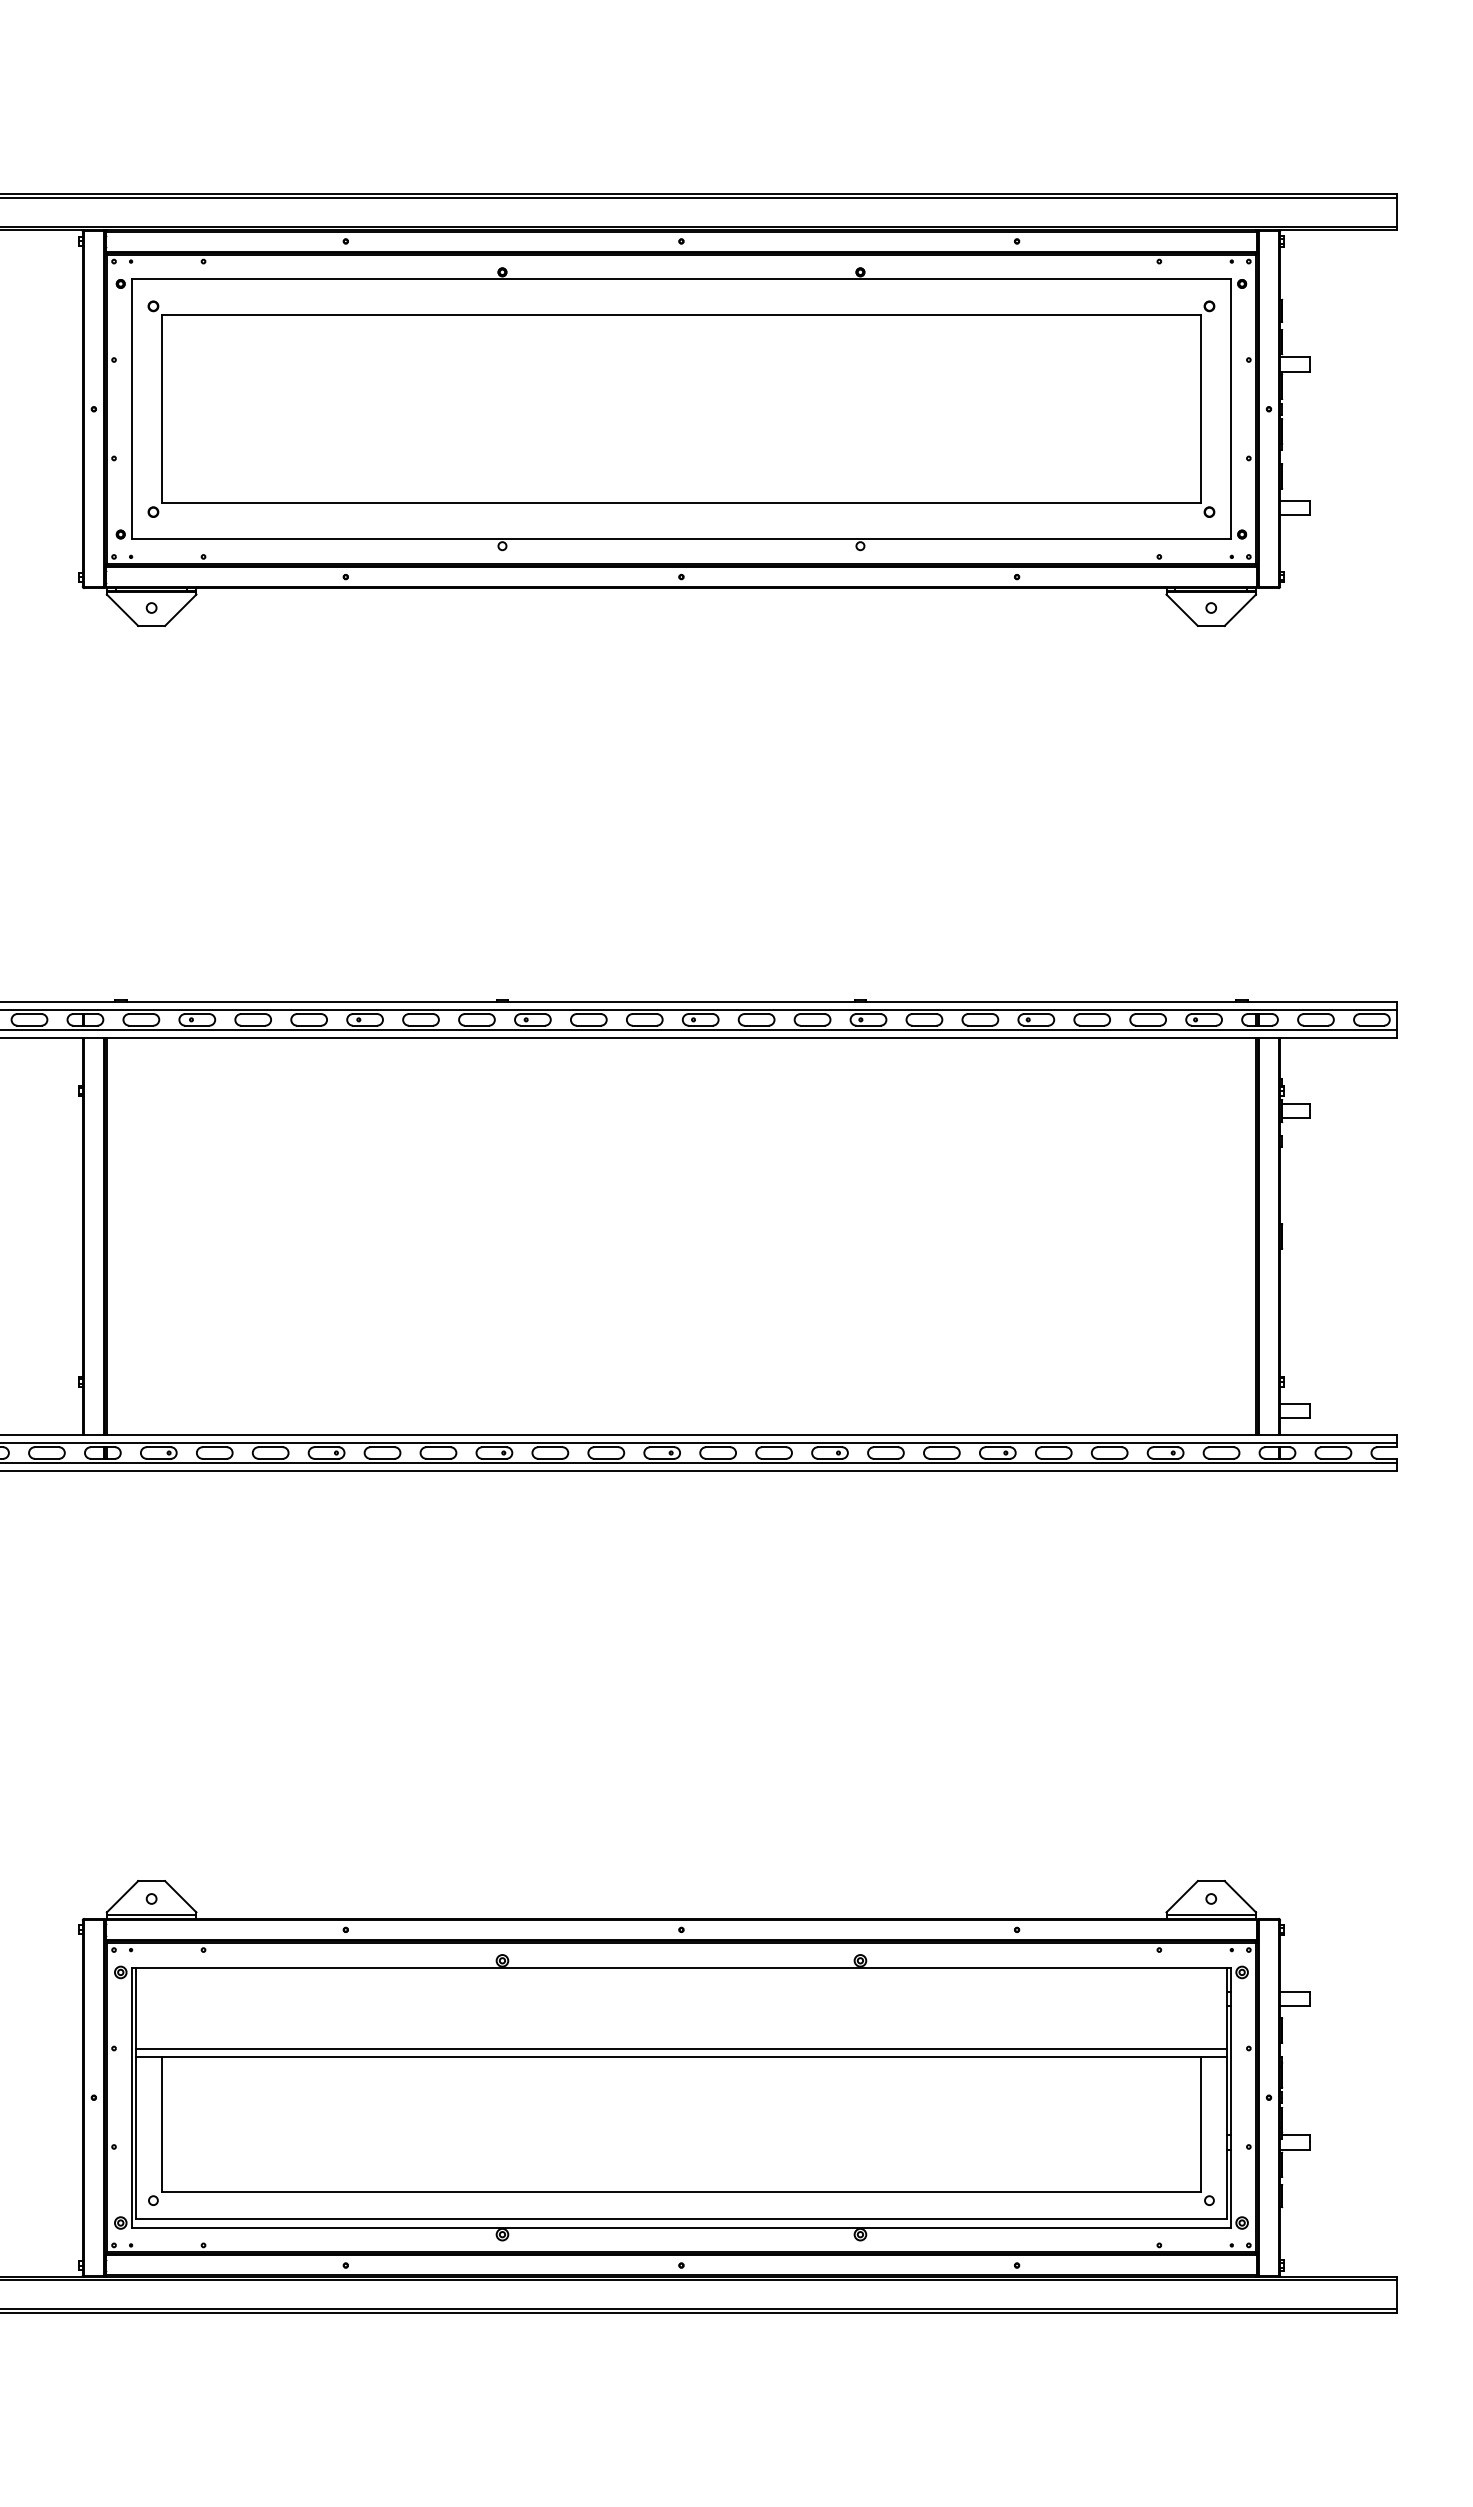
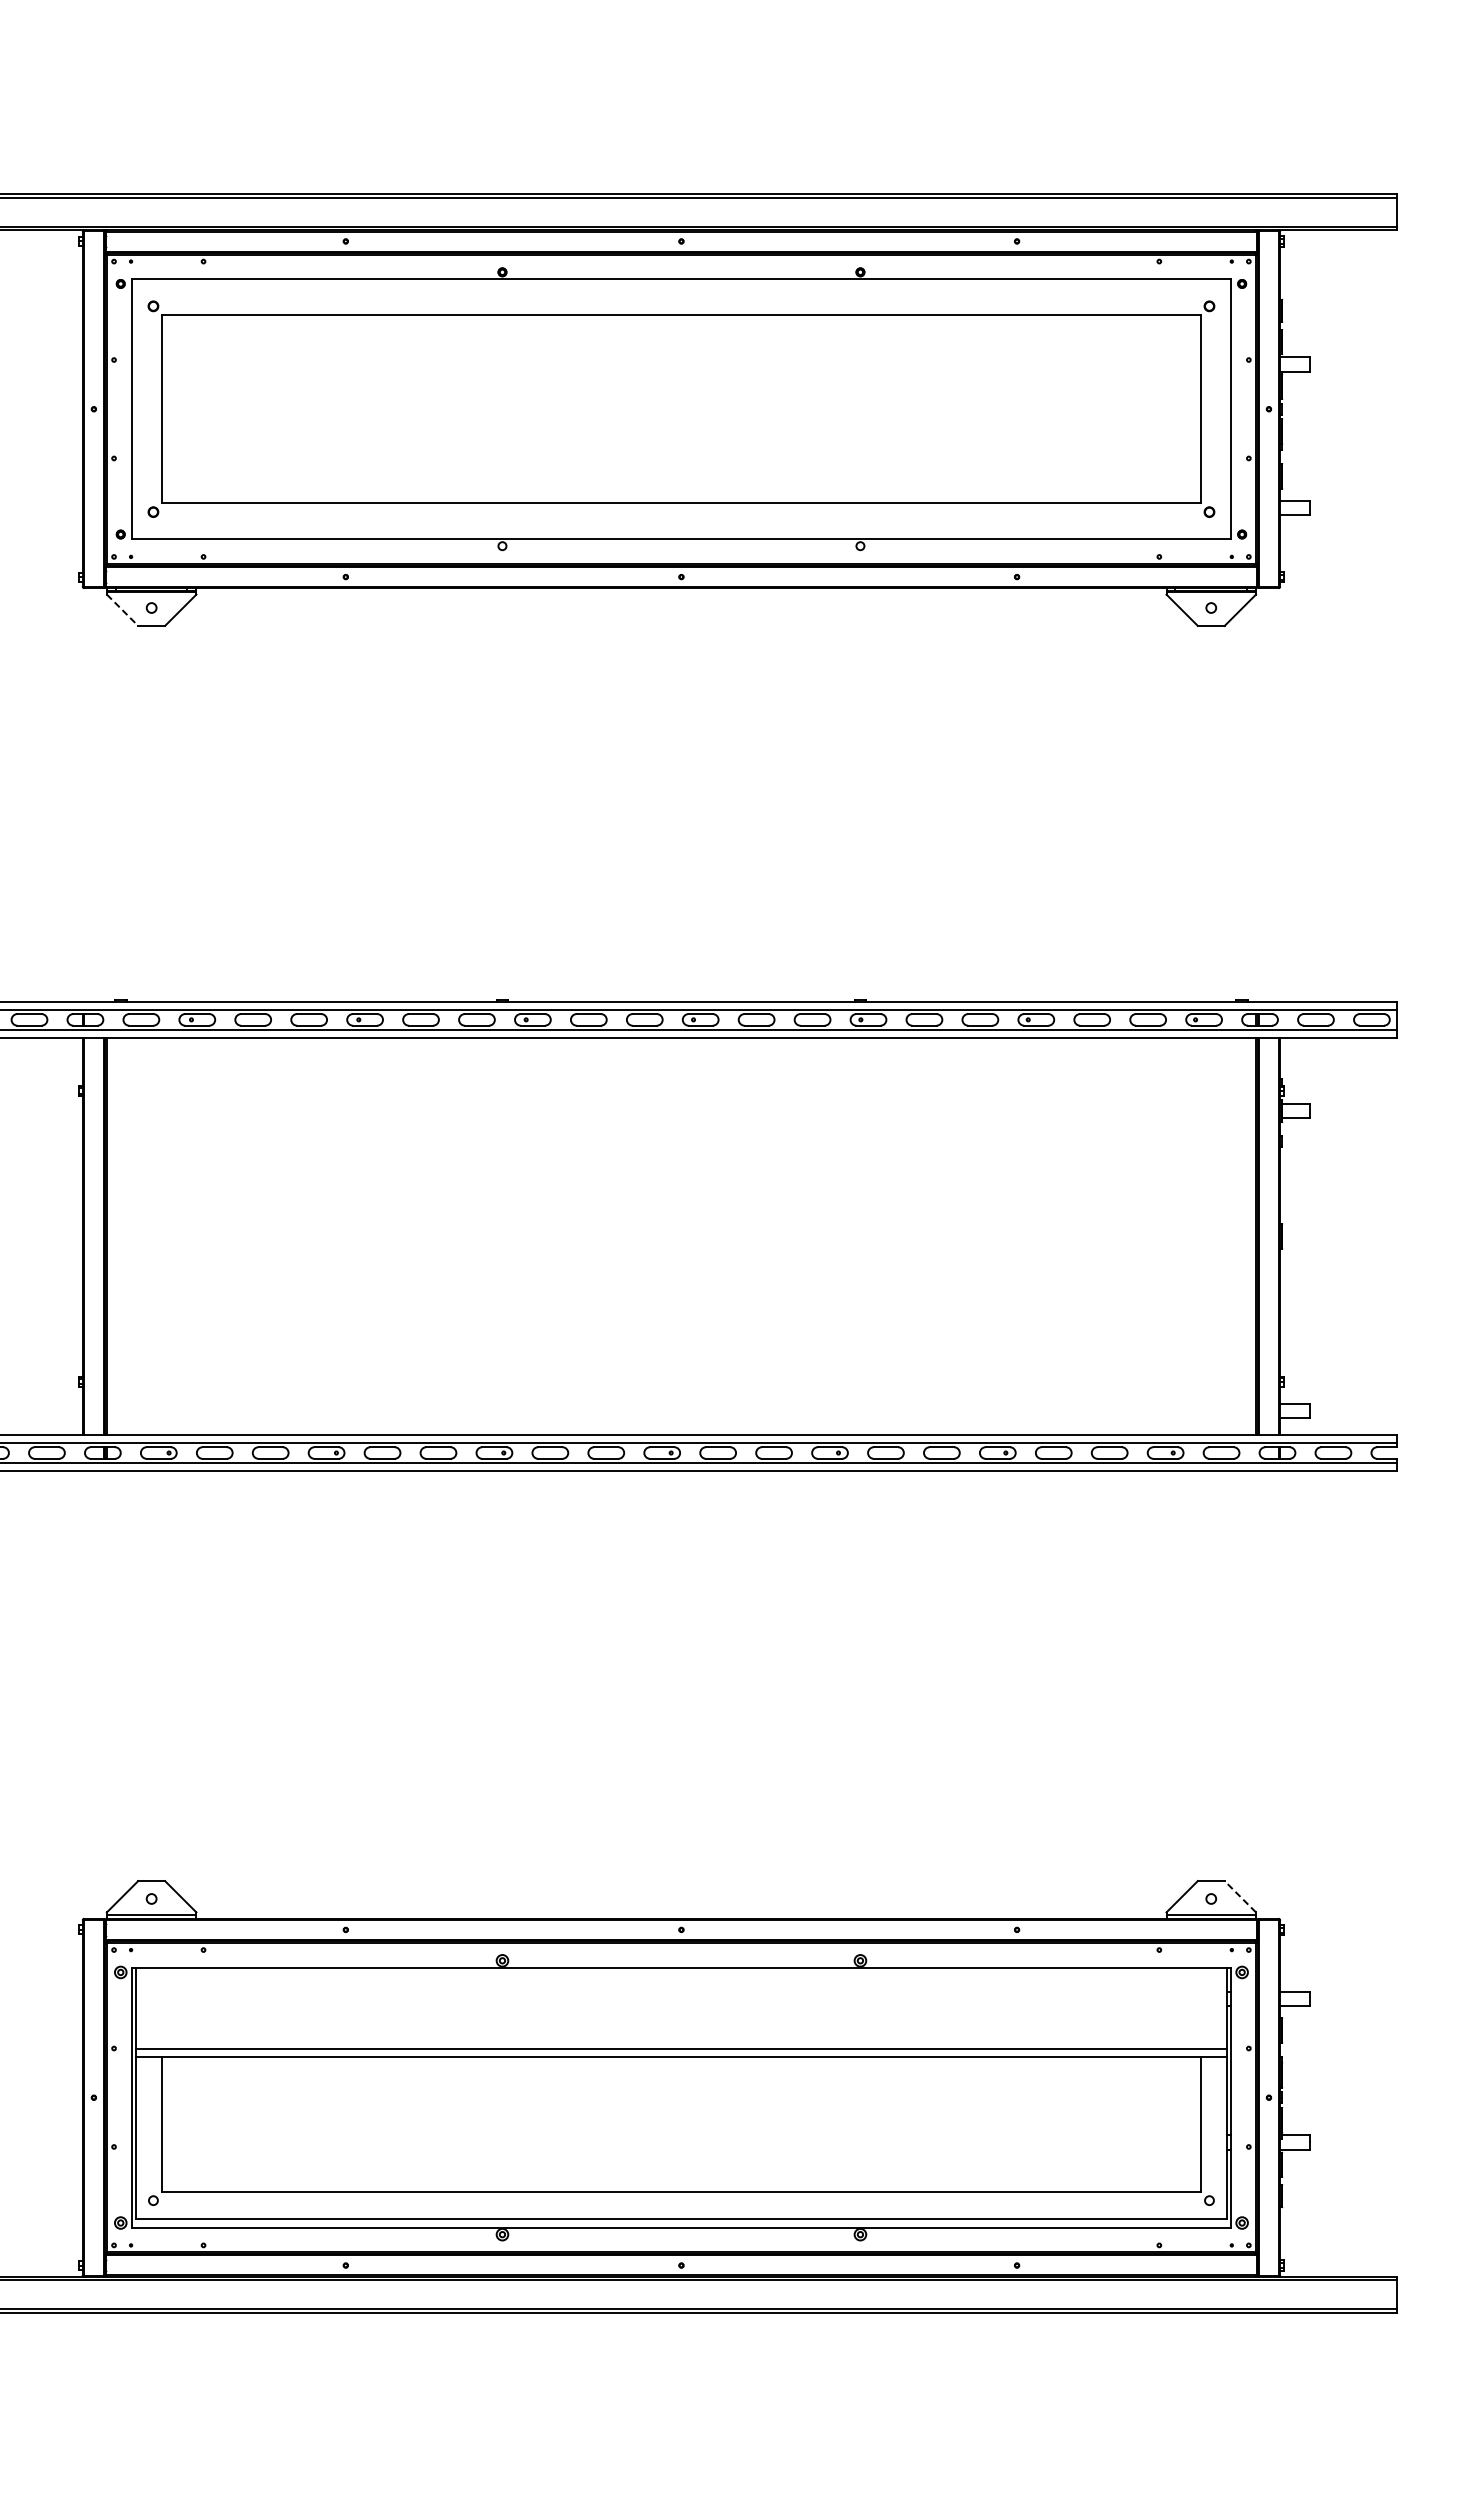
line: solid -> dashed (122, 610)
line: solid -> dashed (1240, 1896)
